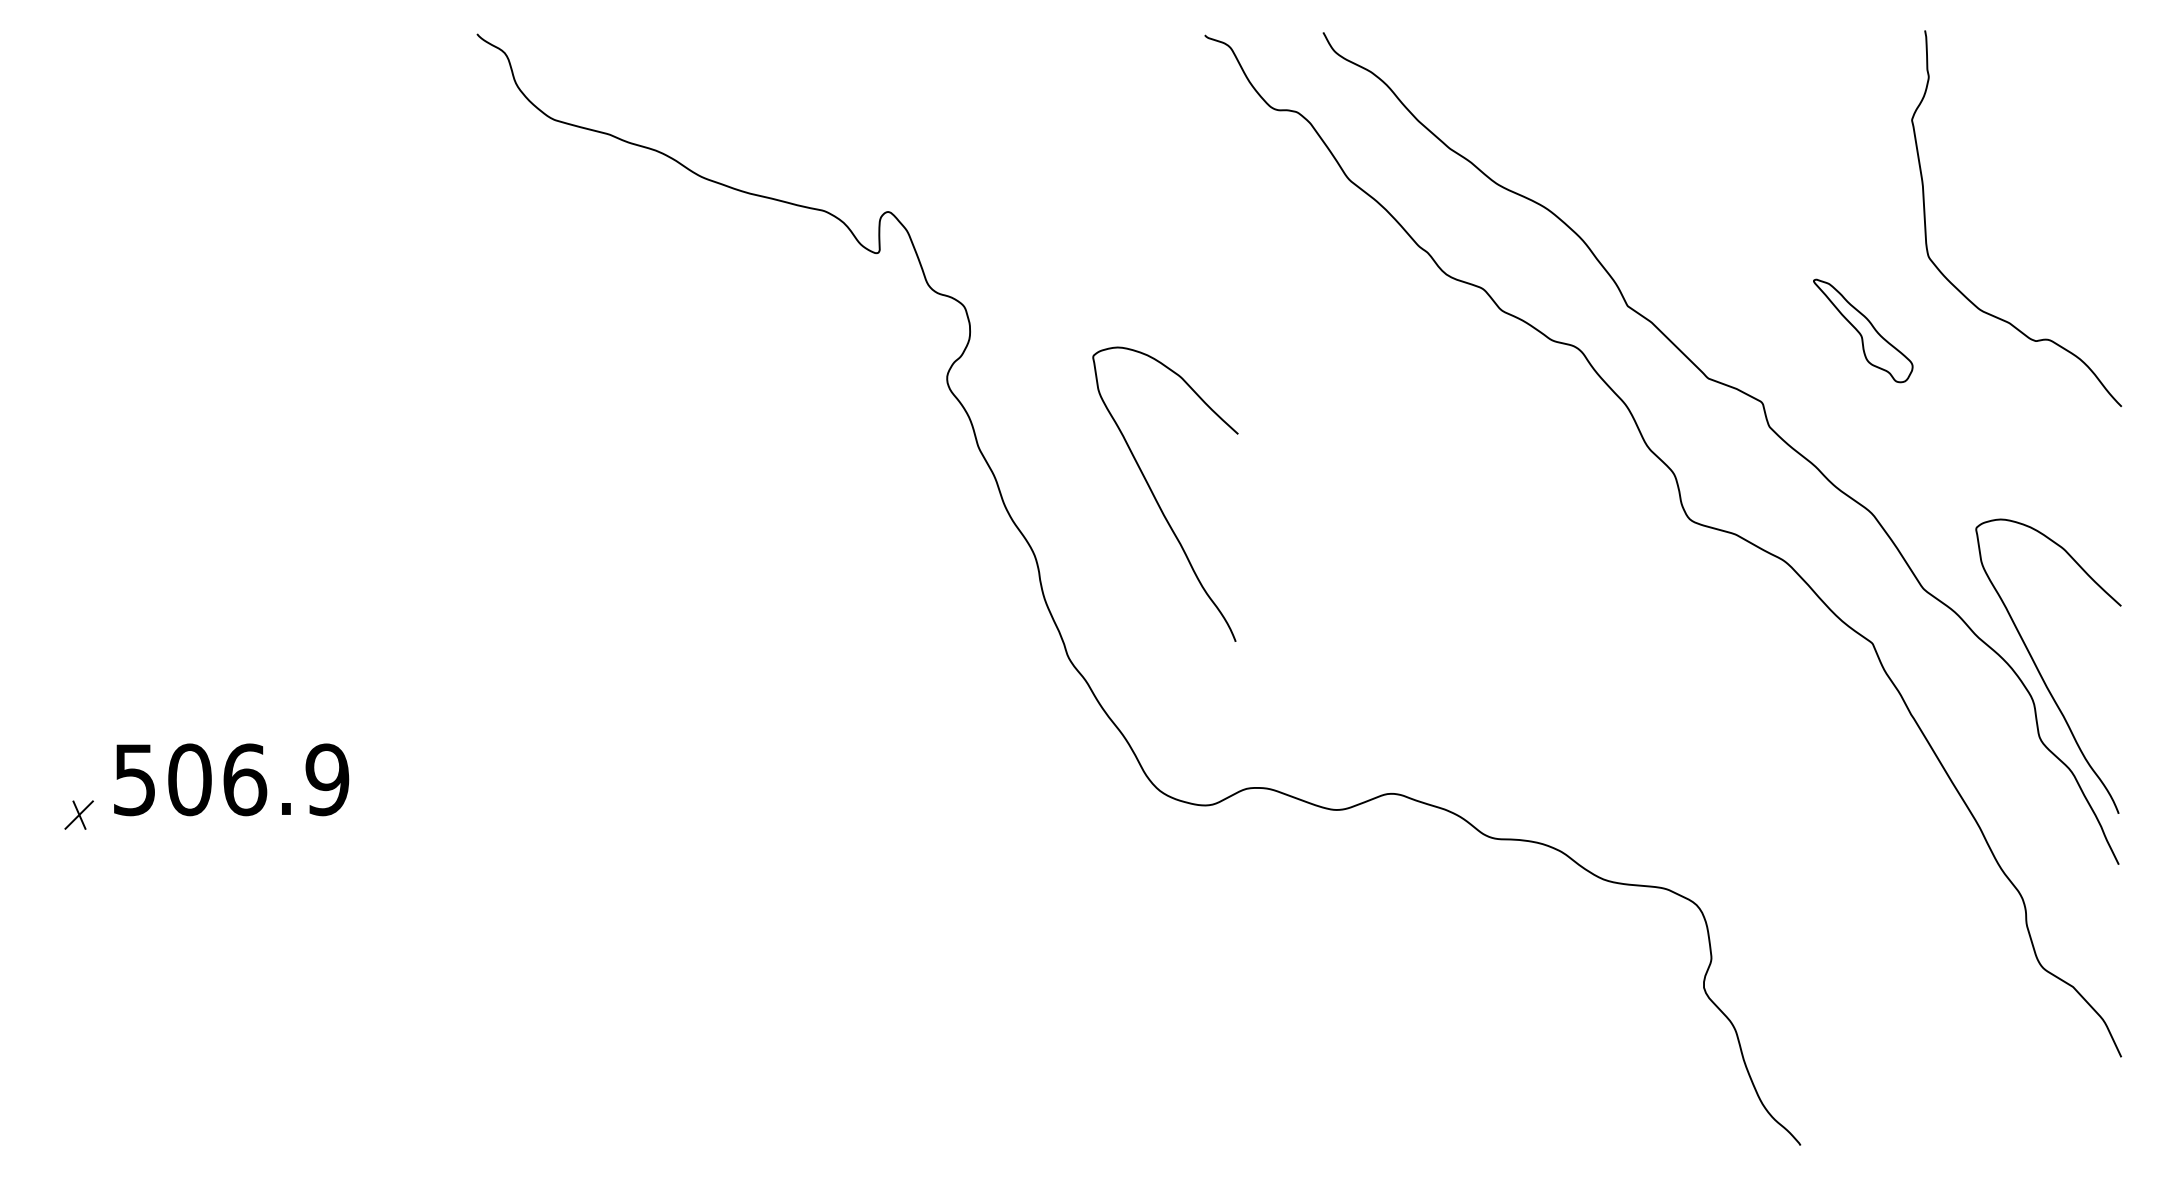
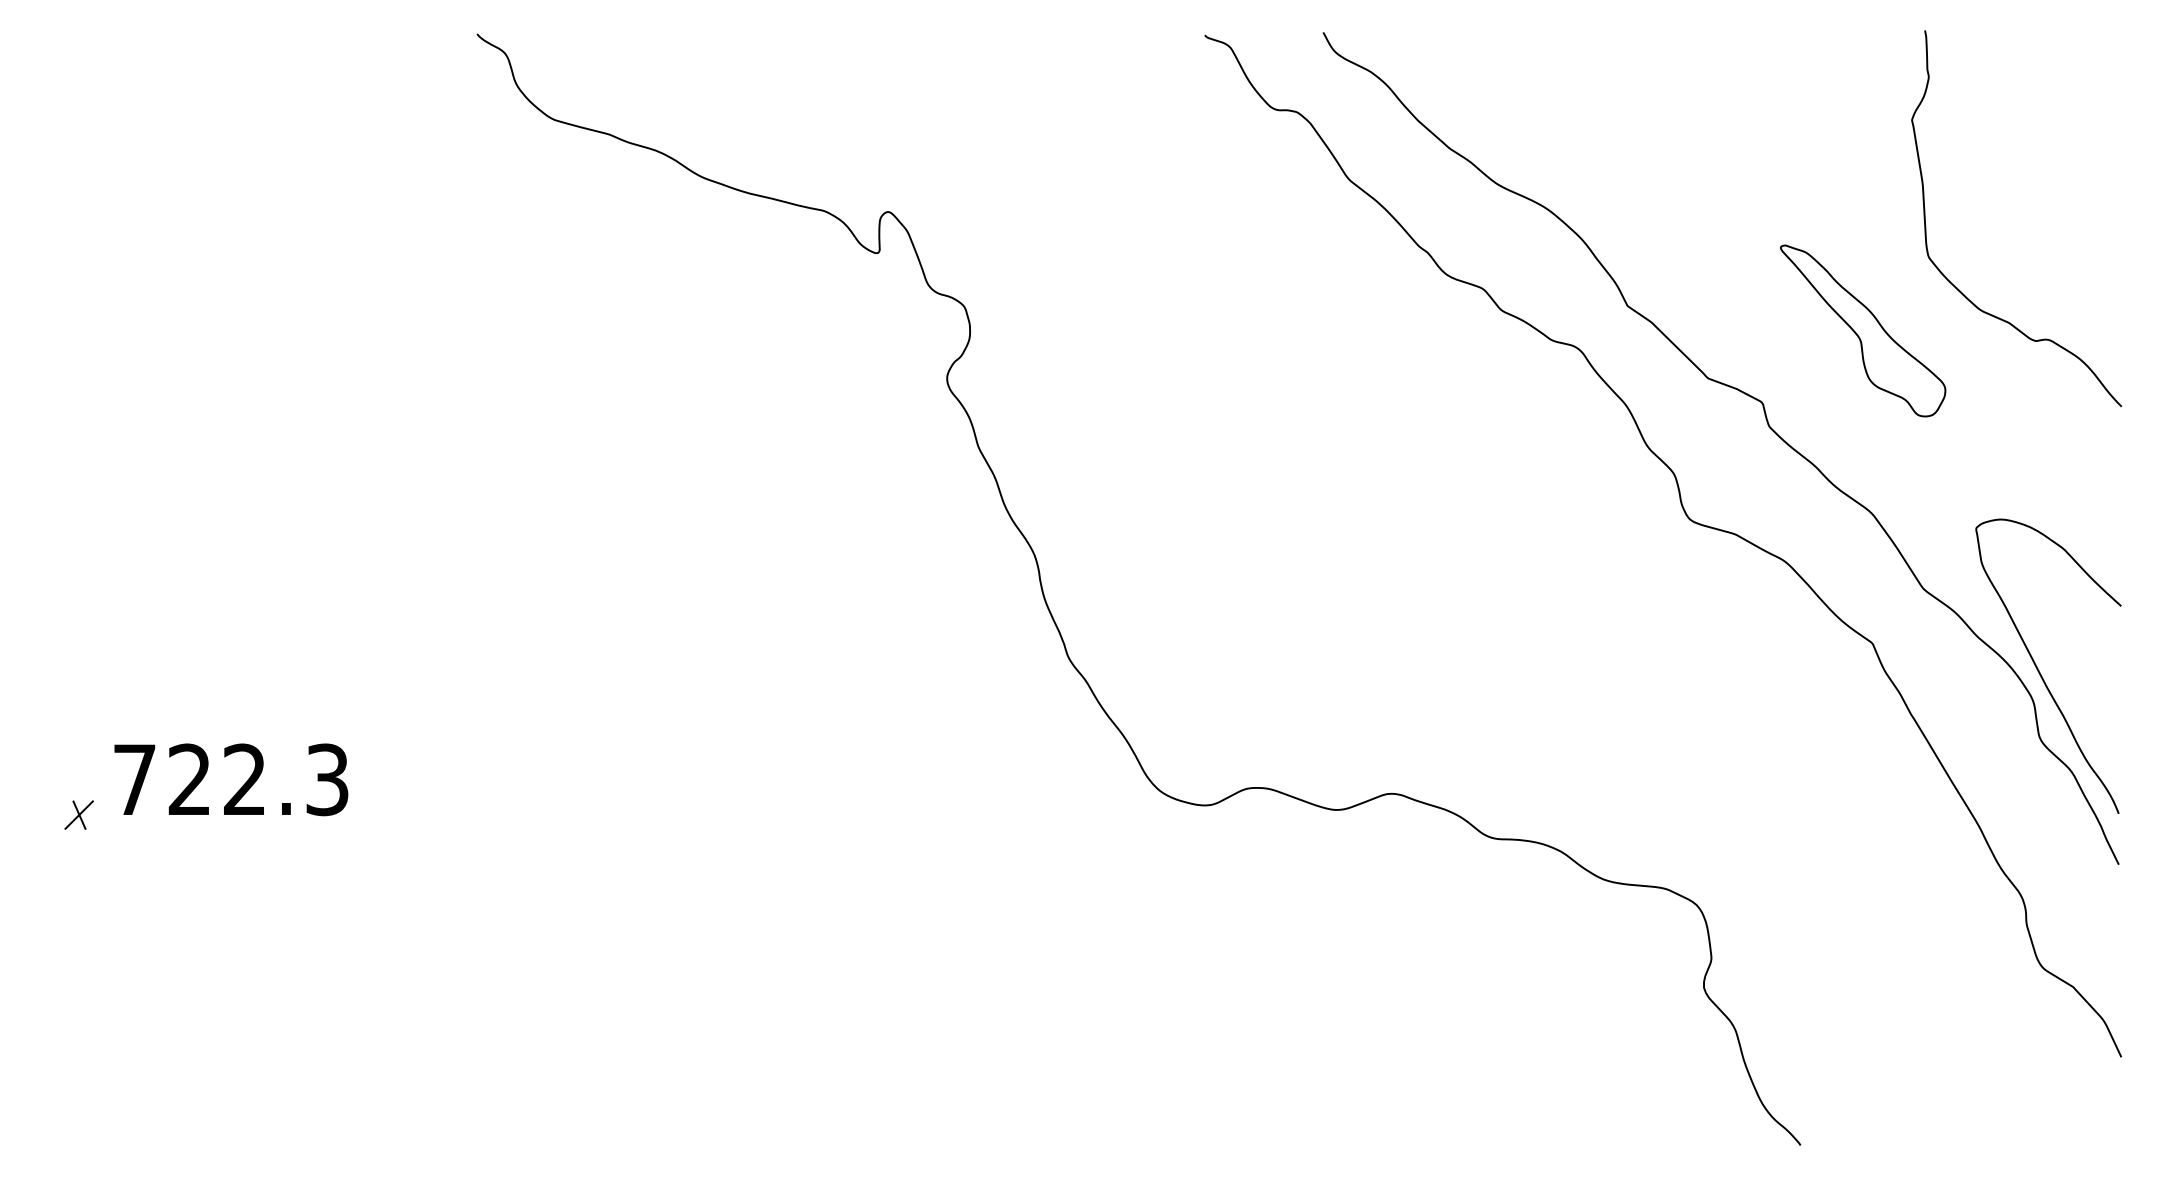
part size: 101x106 px -> 167x174 px (1863, 330)
curve: present -> none (1156, 498)
text: 506.9 -> 722.3 (231, 779)
